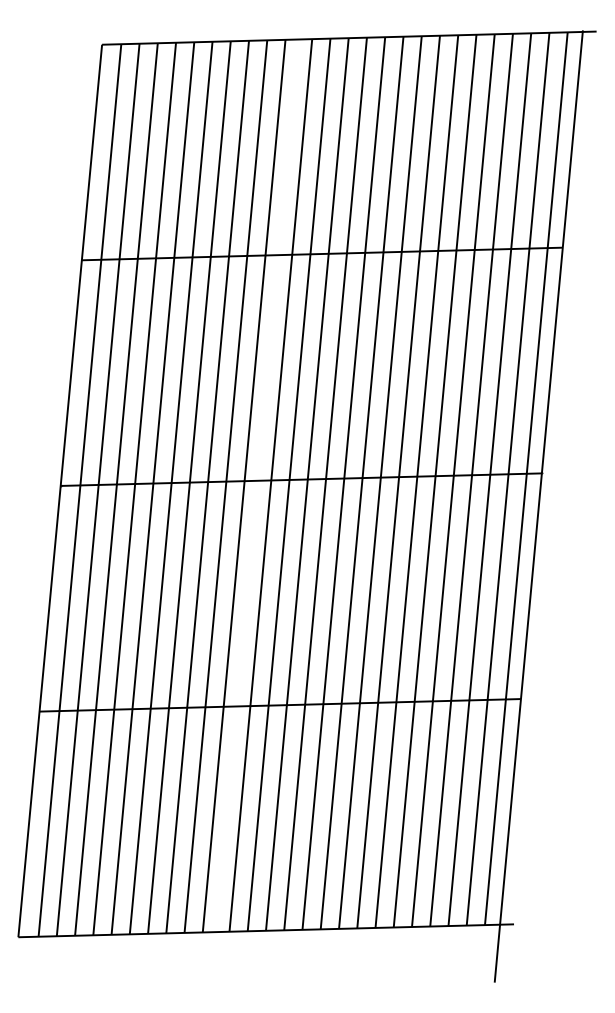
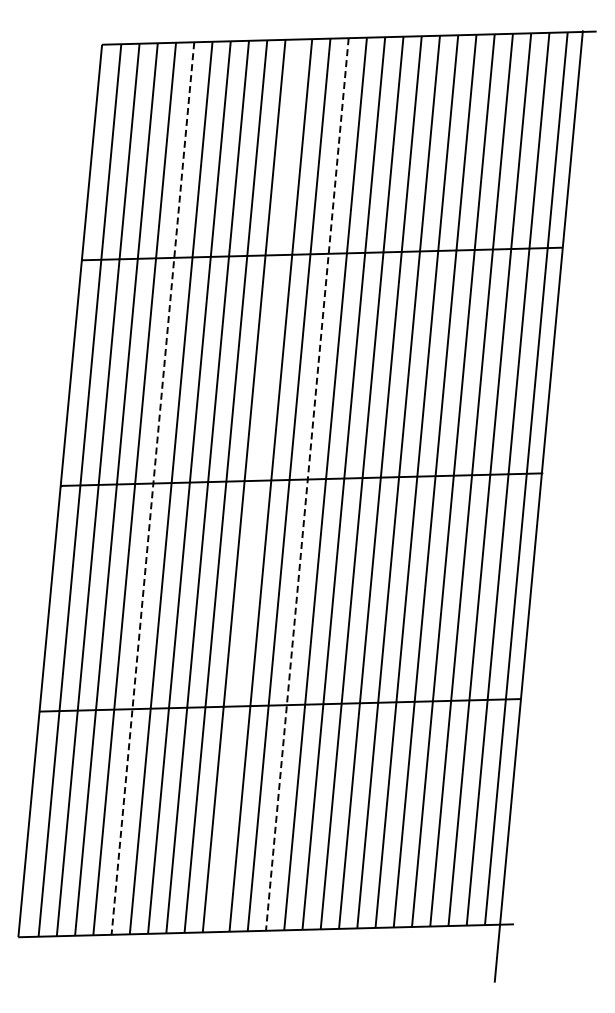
line: solid -> dashed (307, 485)
line: solid -> dashed (152, 489)
